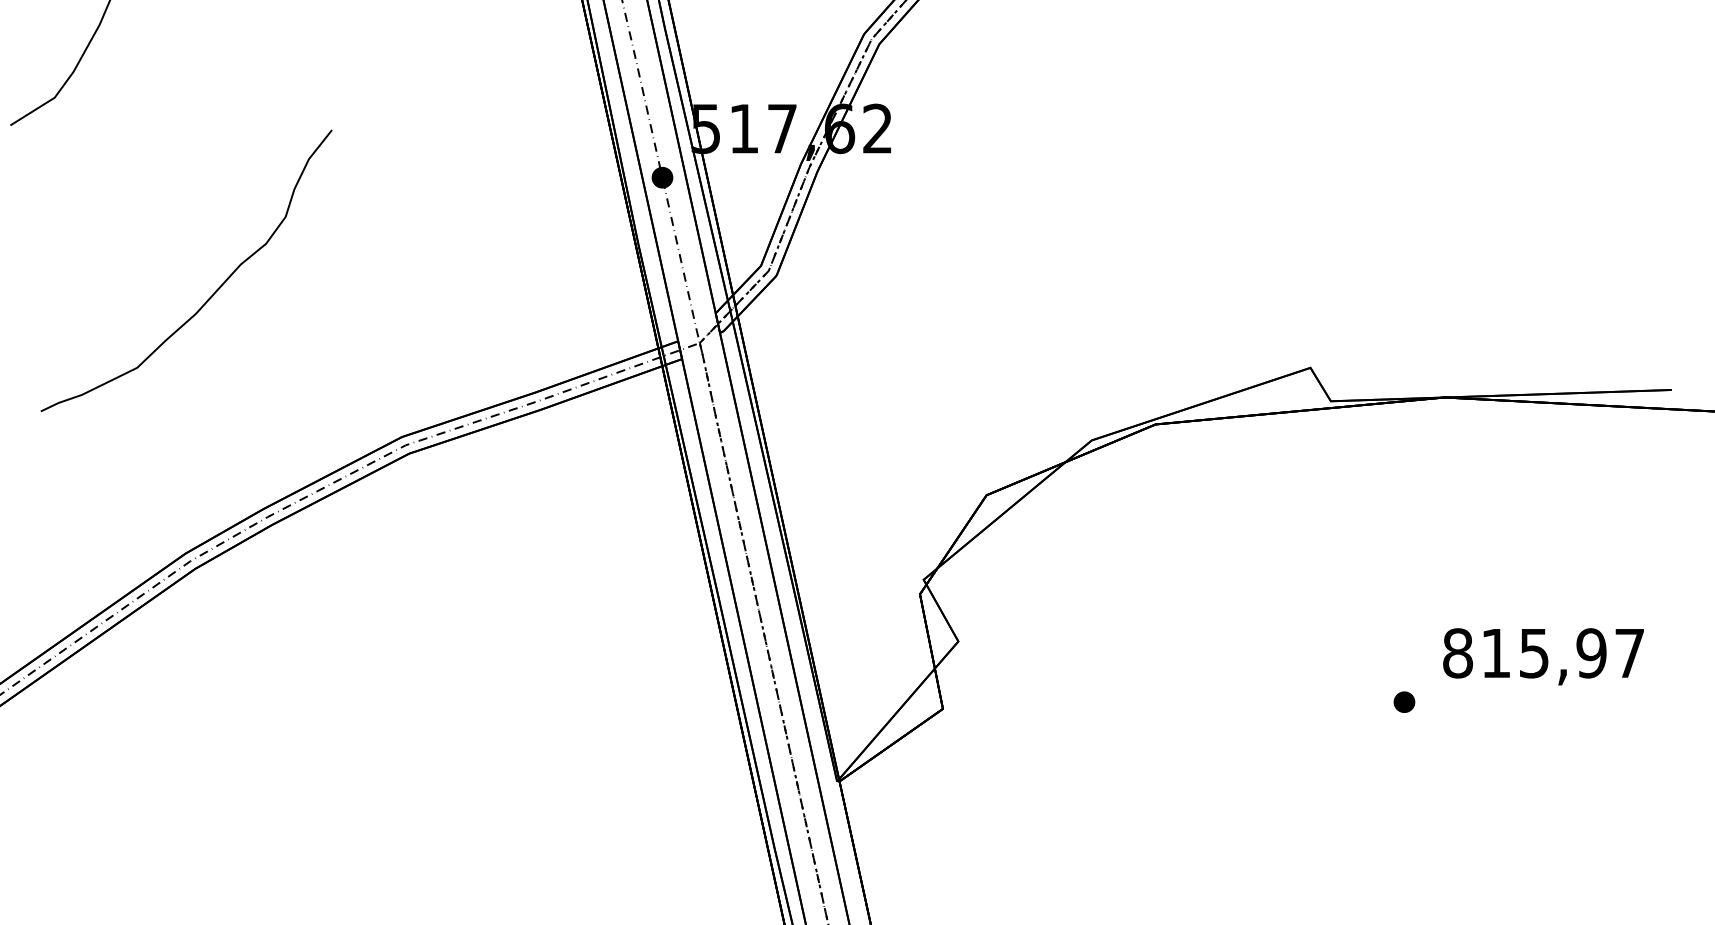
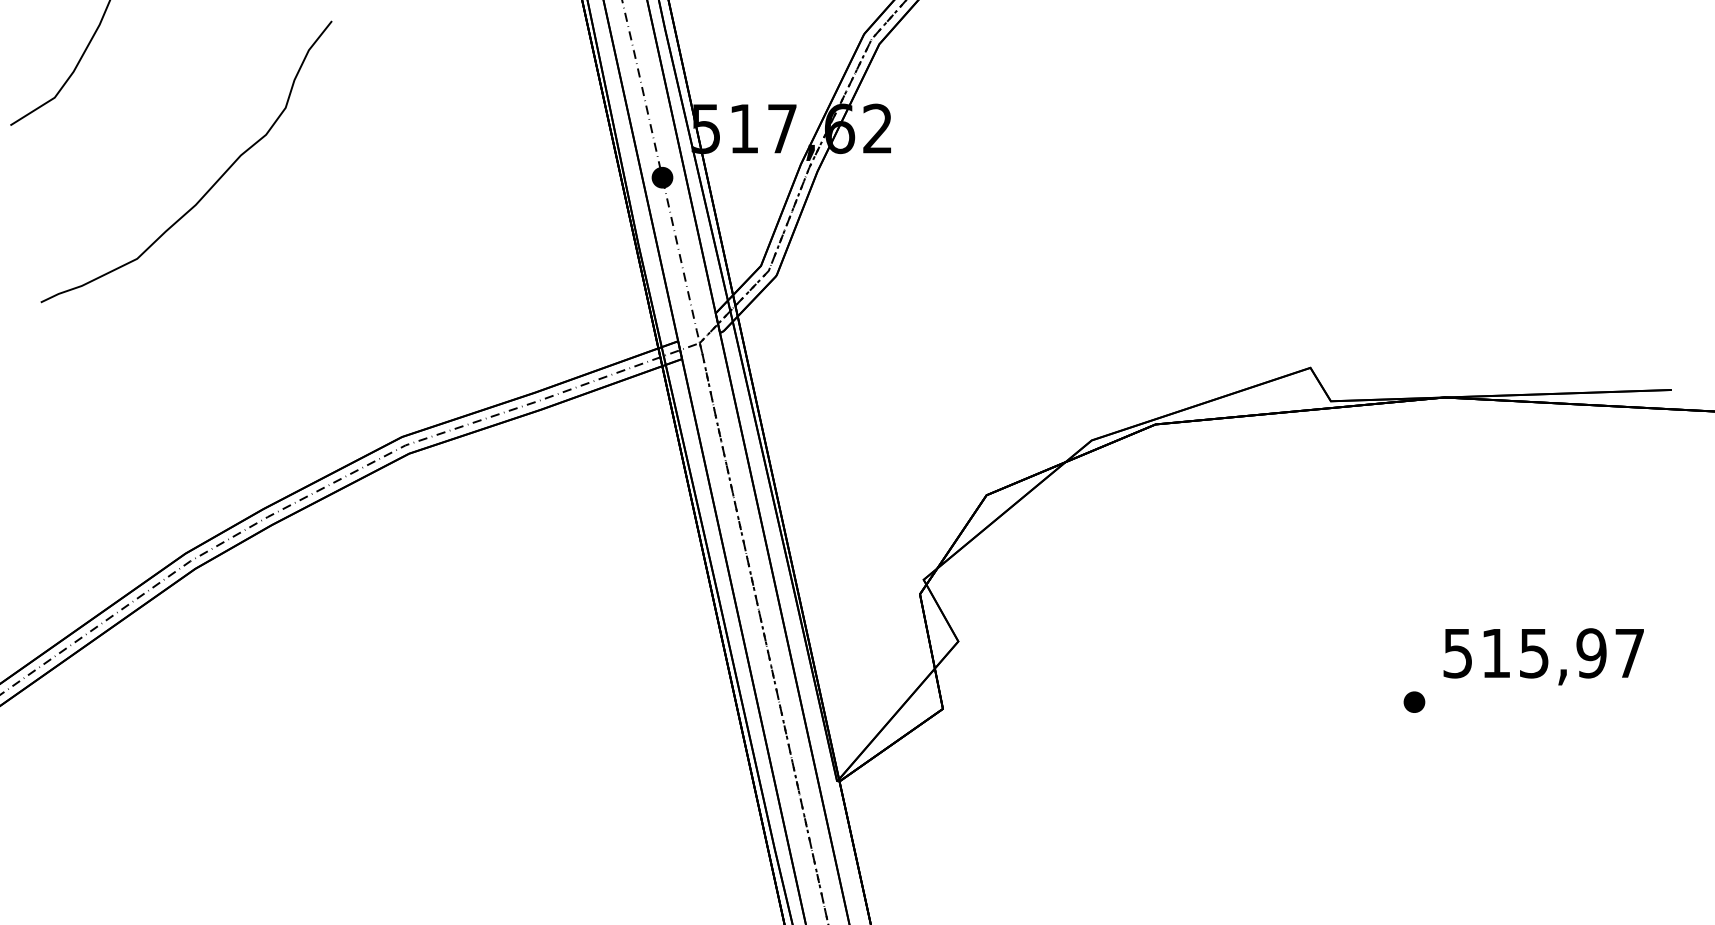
curve position: (214, 291) -> (214, 182) (214, 182)
text: 815,97 -> 515,97 (1458, 653)
part position: (1404, 701) -> (1414, 701) (1414, 701)
